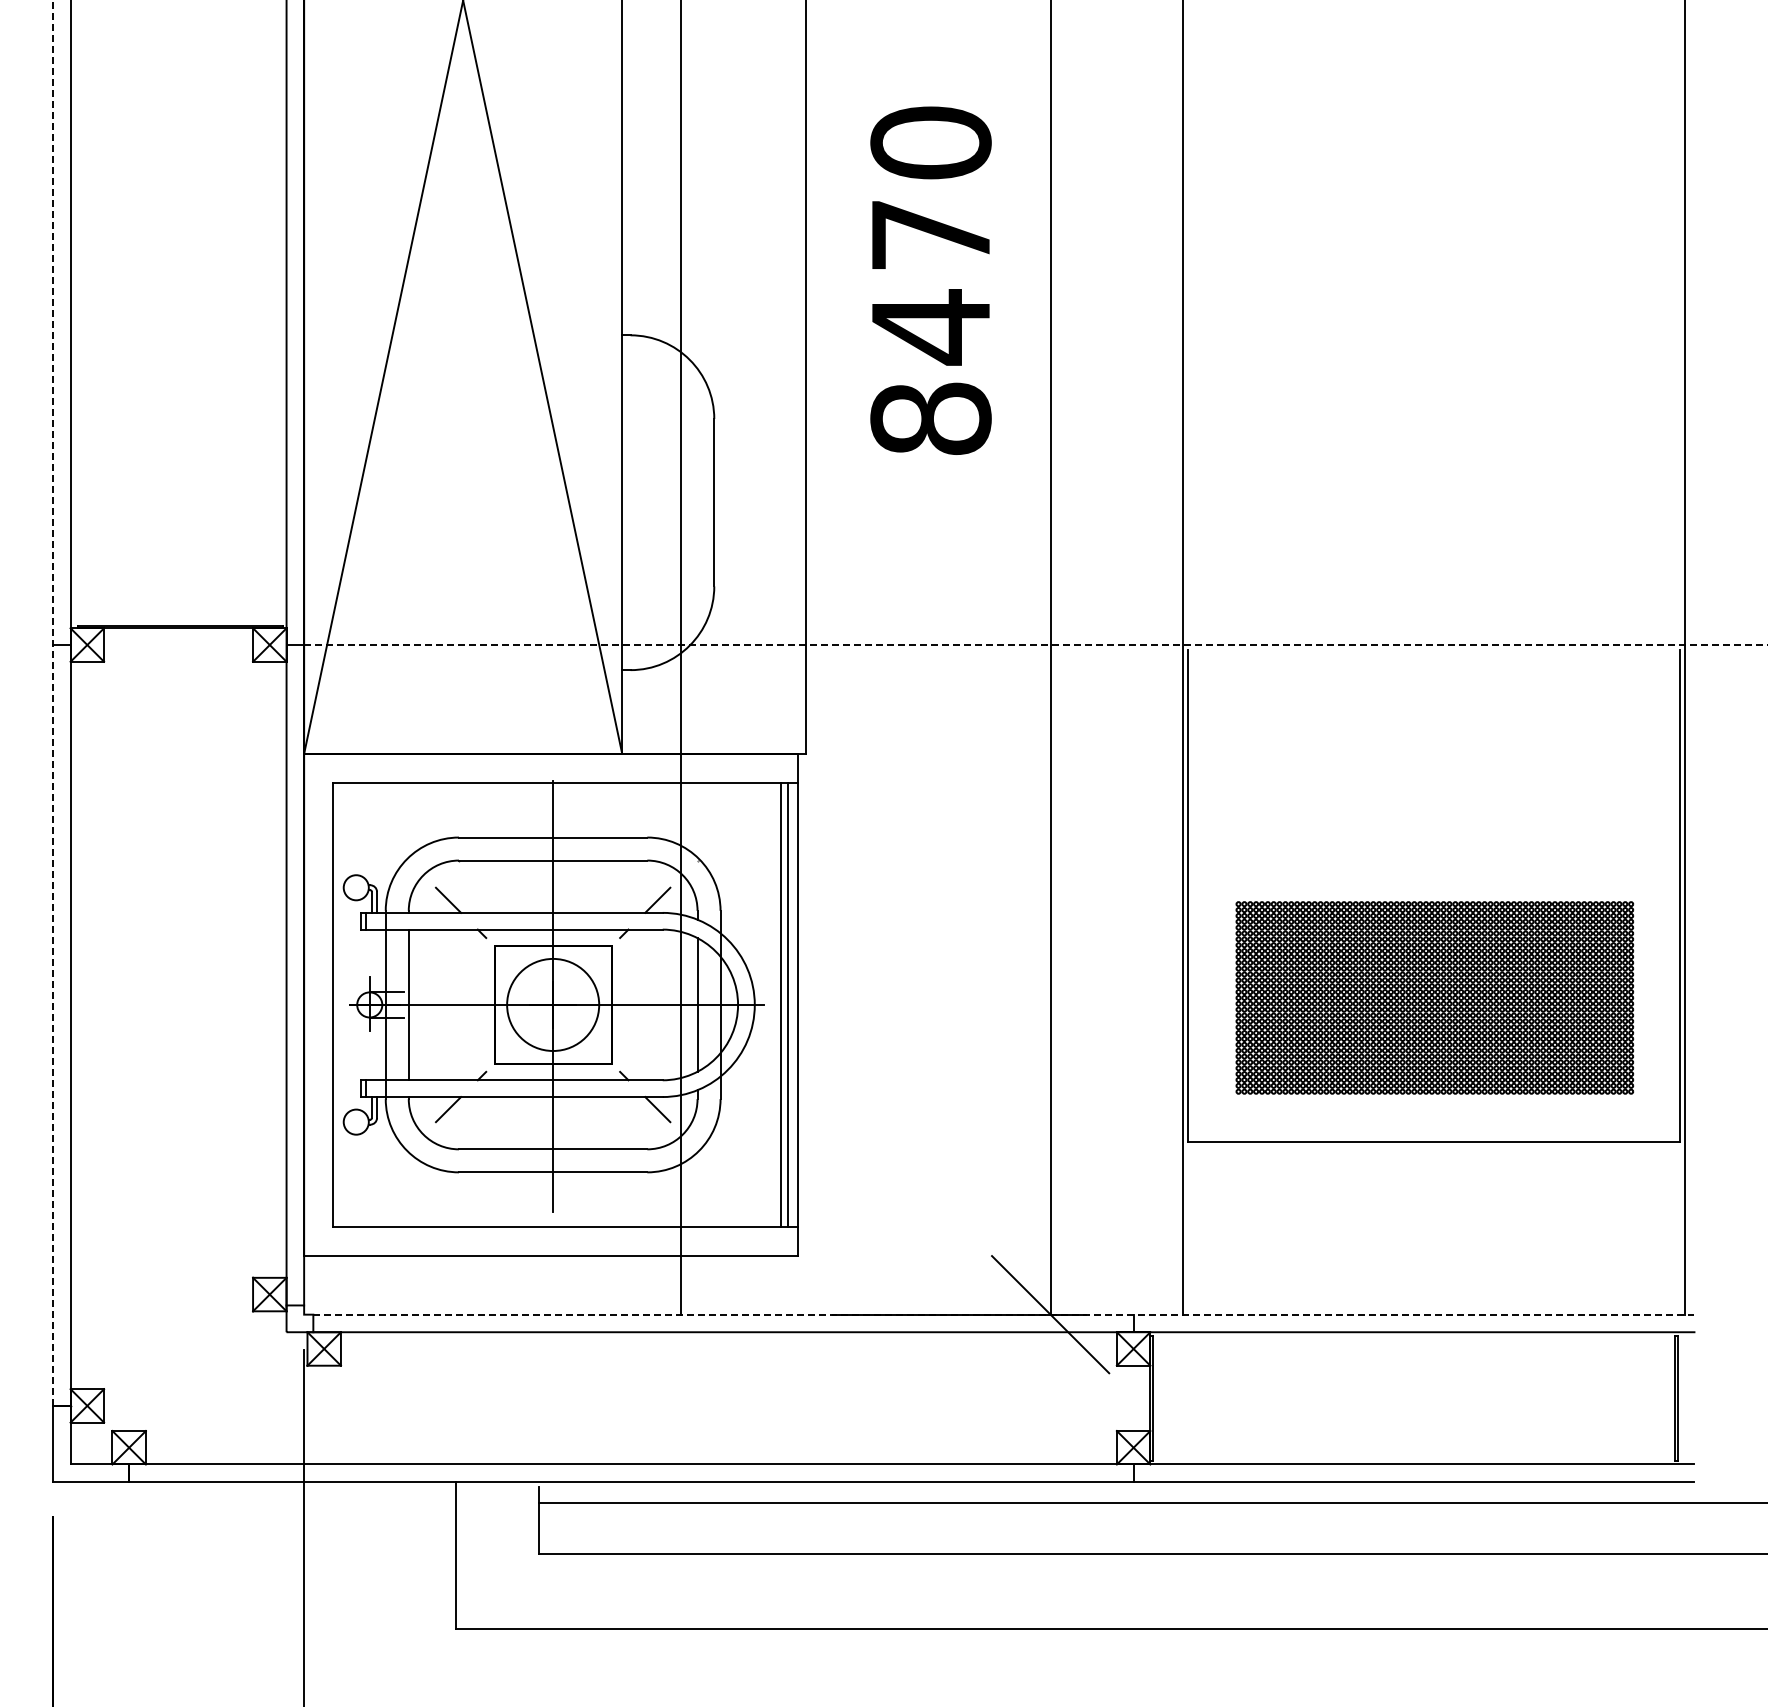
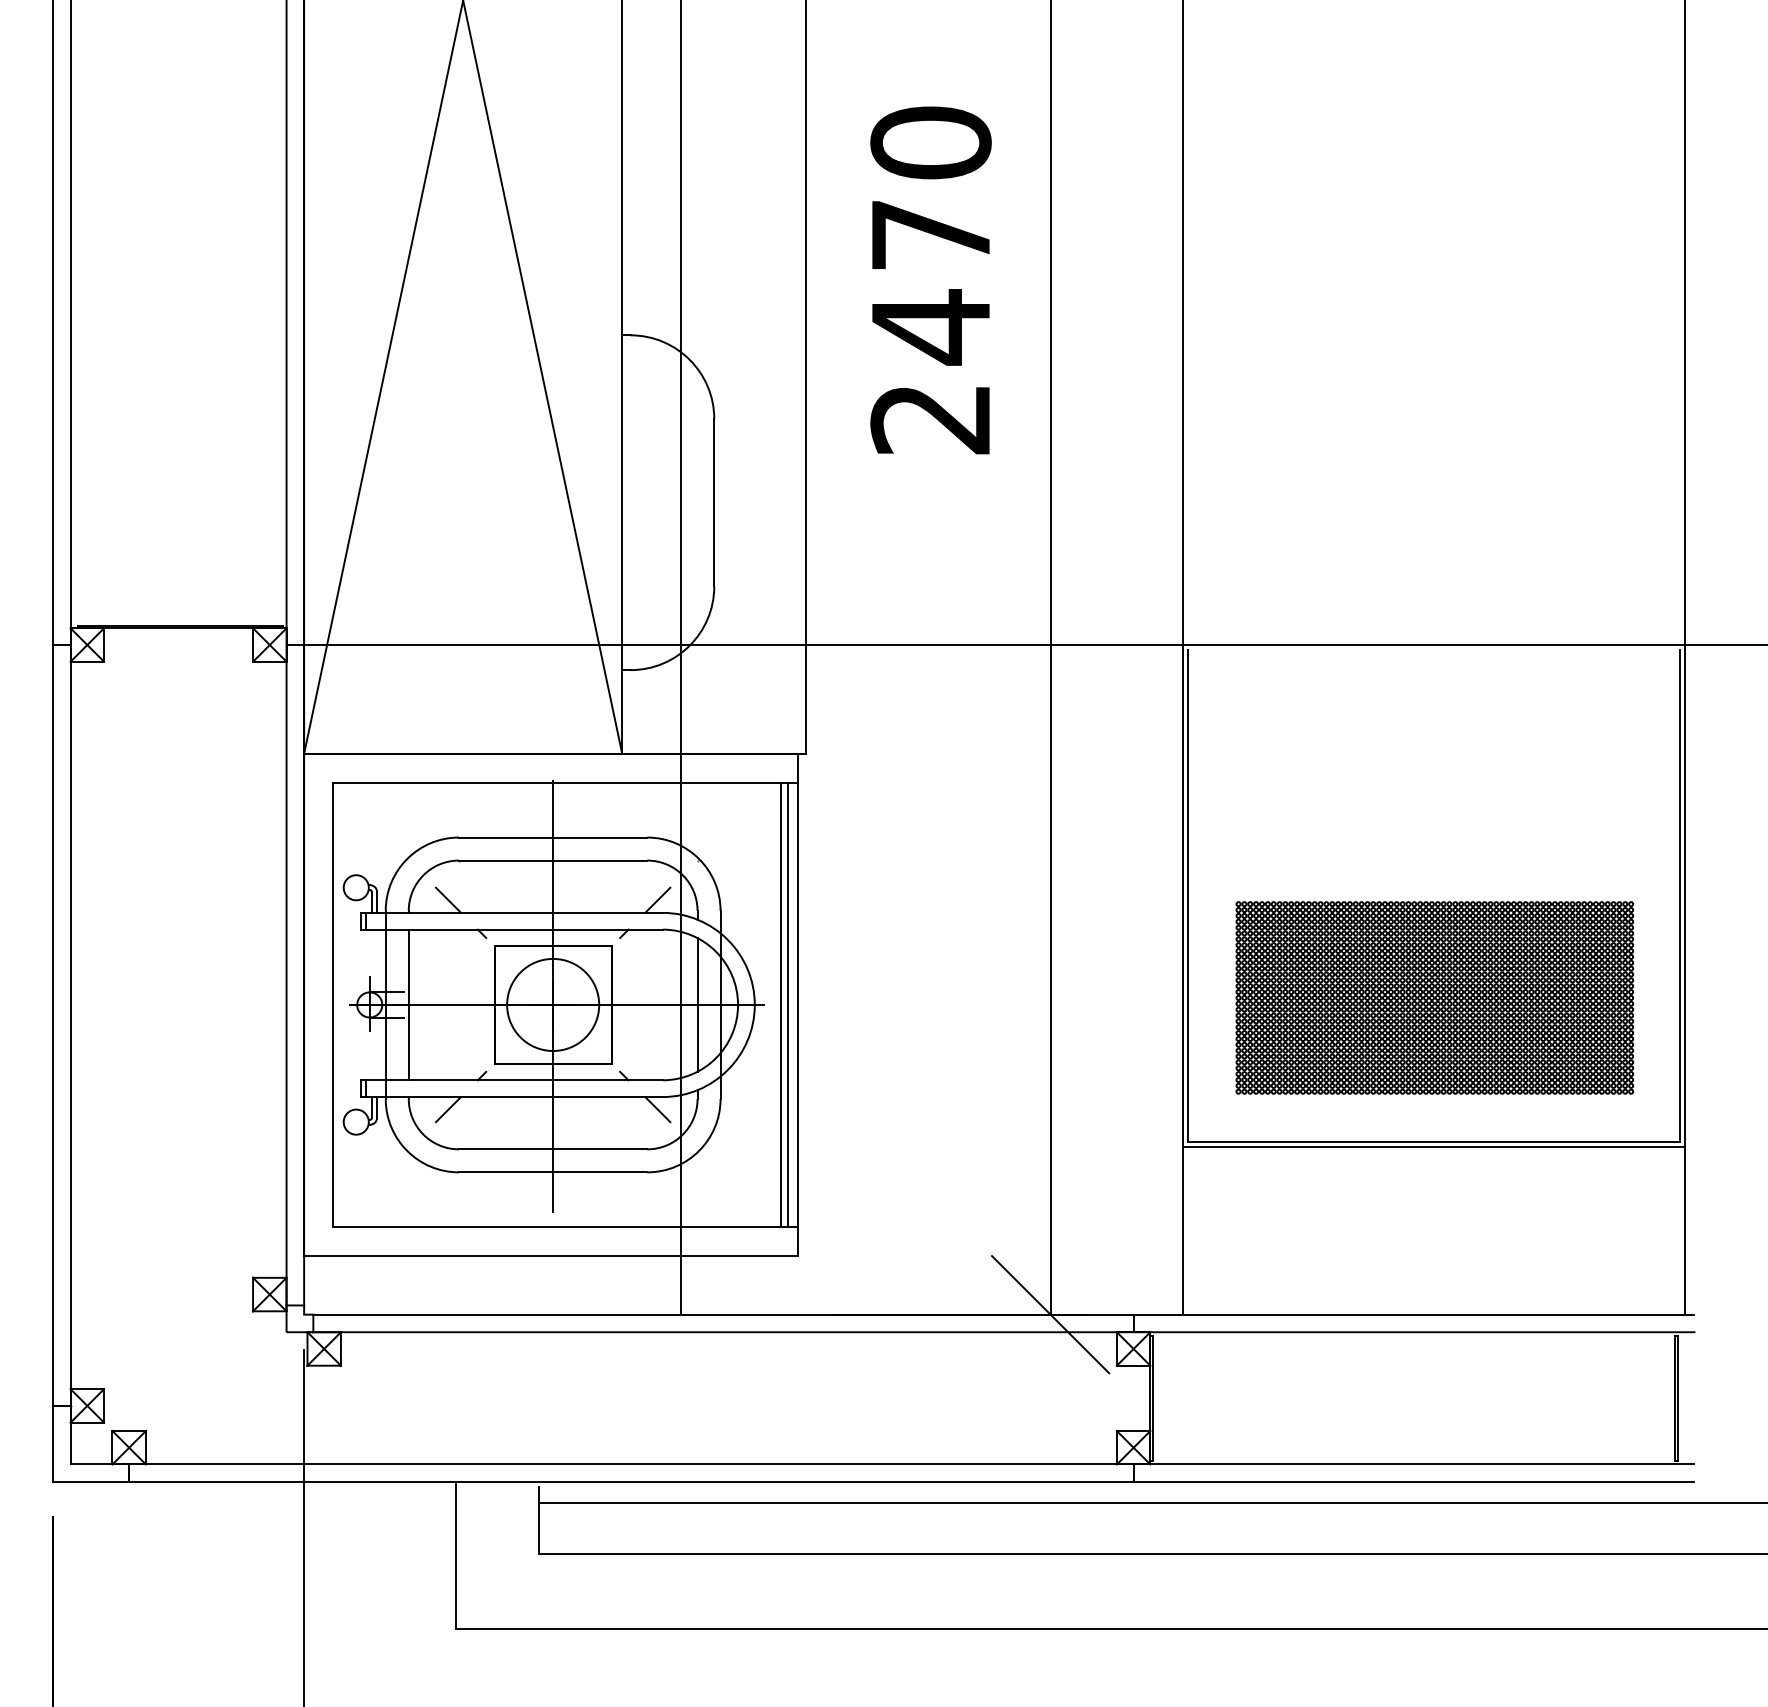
text: 8470 -> 2470 (930, 418)
line: dashed -> solid (1036, 645)
line: dashed -> solid (53, 703)
line: none -> present (1434, 1147)
line: dashed -> solid (1003, 1314)
